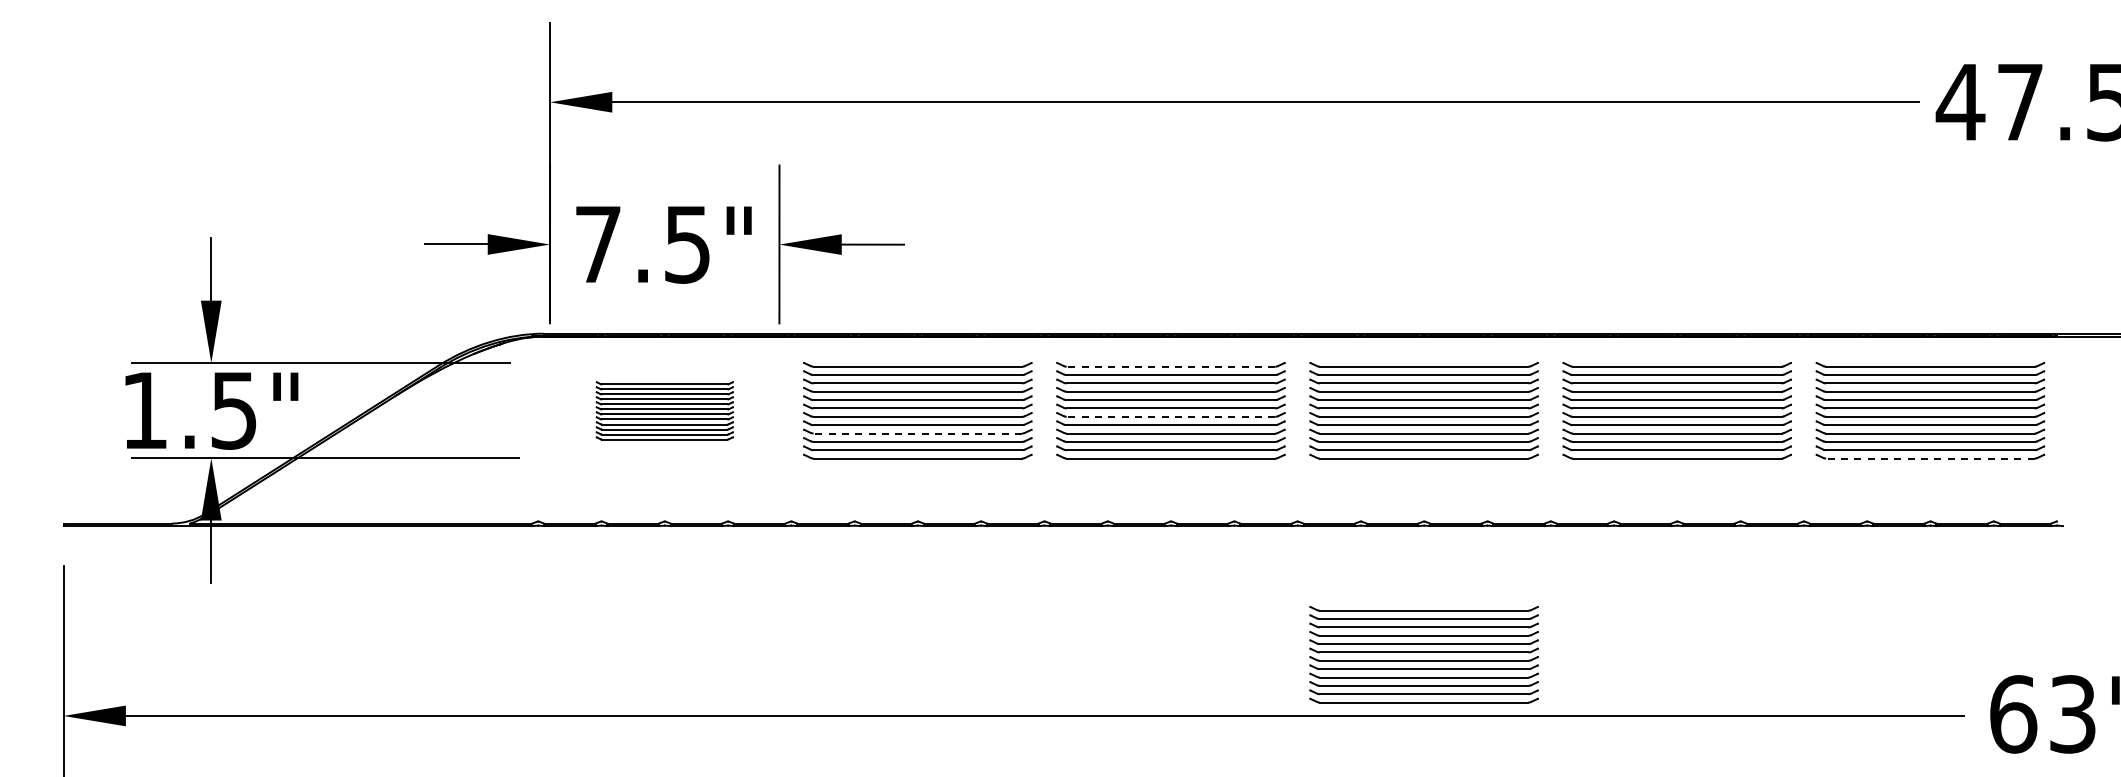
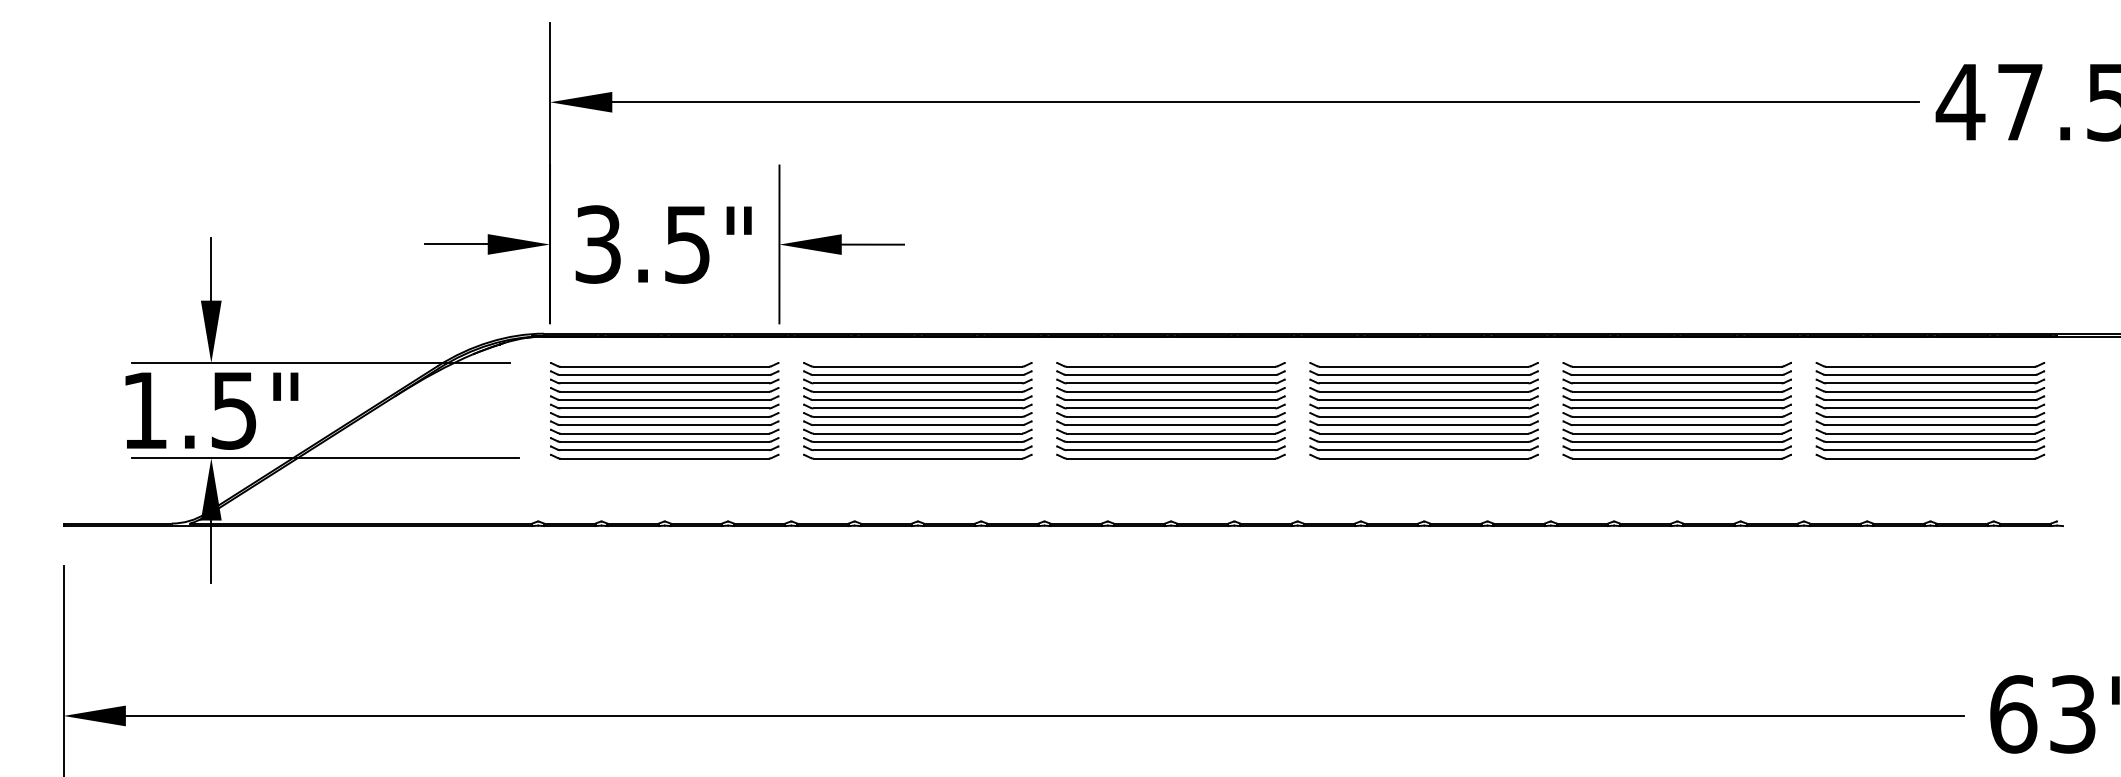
text: 7.5" -> 3.5" (597, 244)
line: dashed -> solid (1170, 366)
part size: 139x60 px -> 230x98 px (664, 410)
line: dashed -> solid (1170, 416)
line: dashed -> solid (917, 433)
line: dashed -> solid (1929, 458)
part: present -> none (1423, 654)
